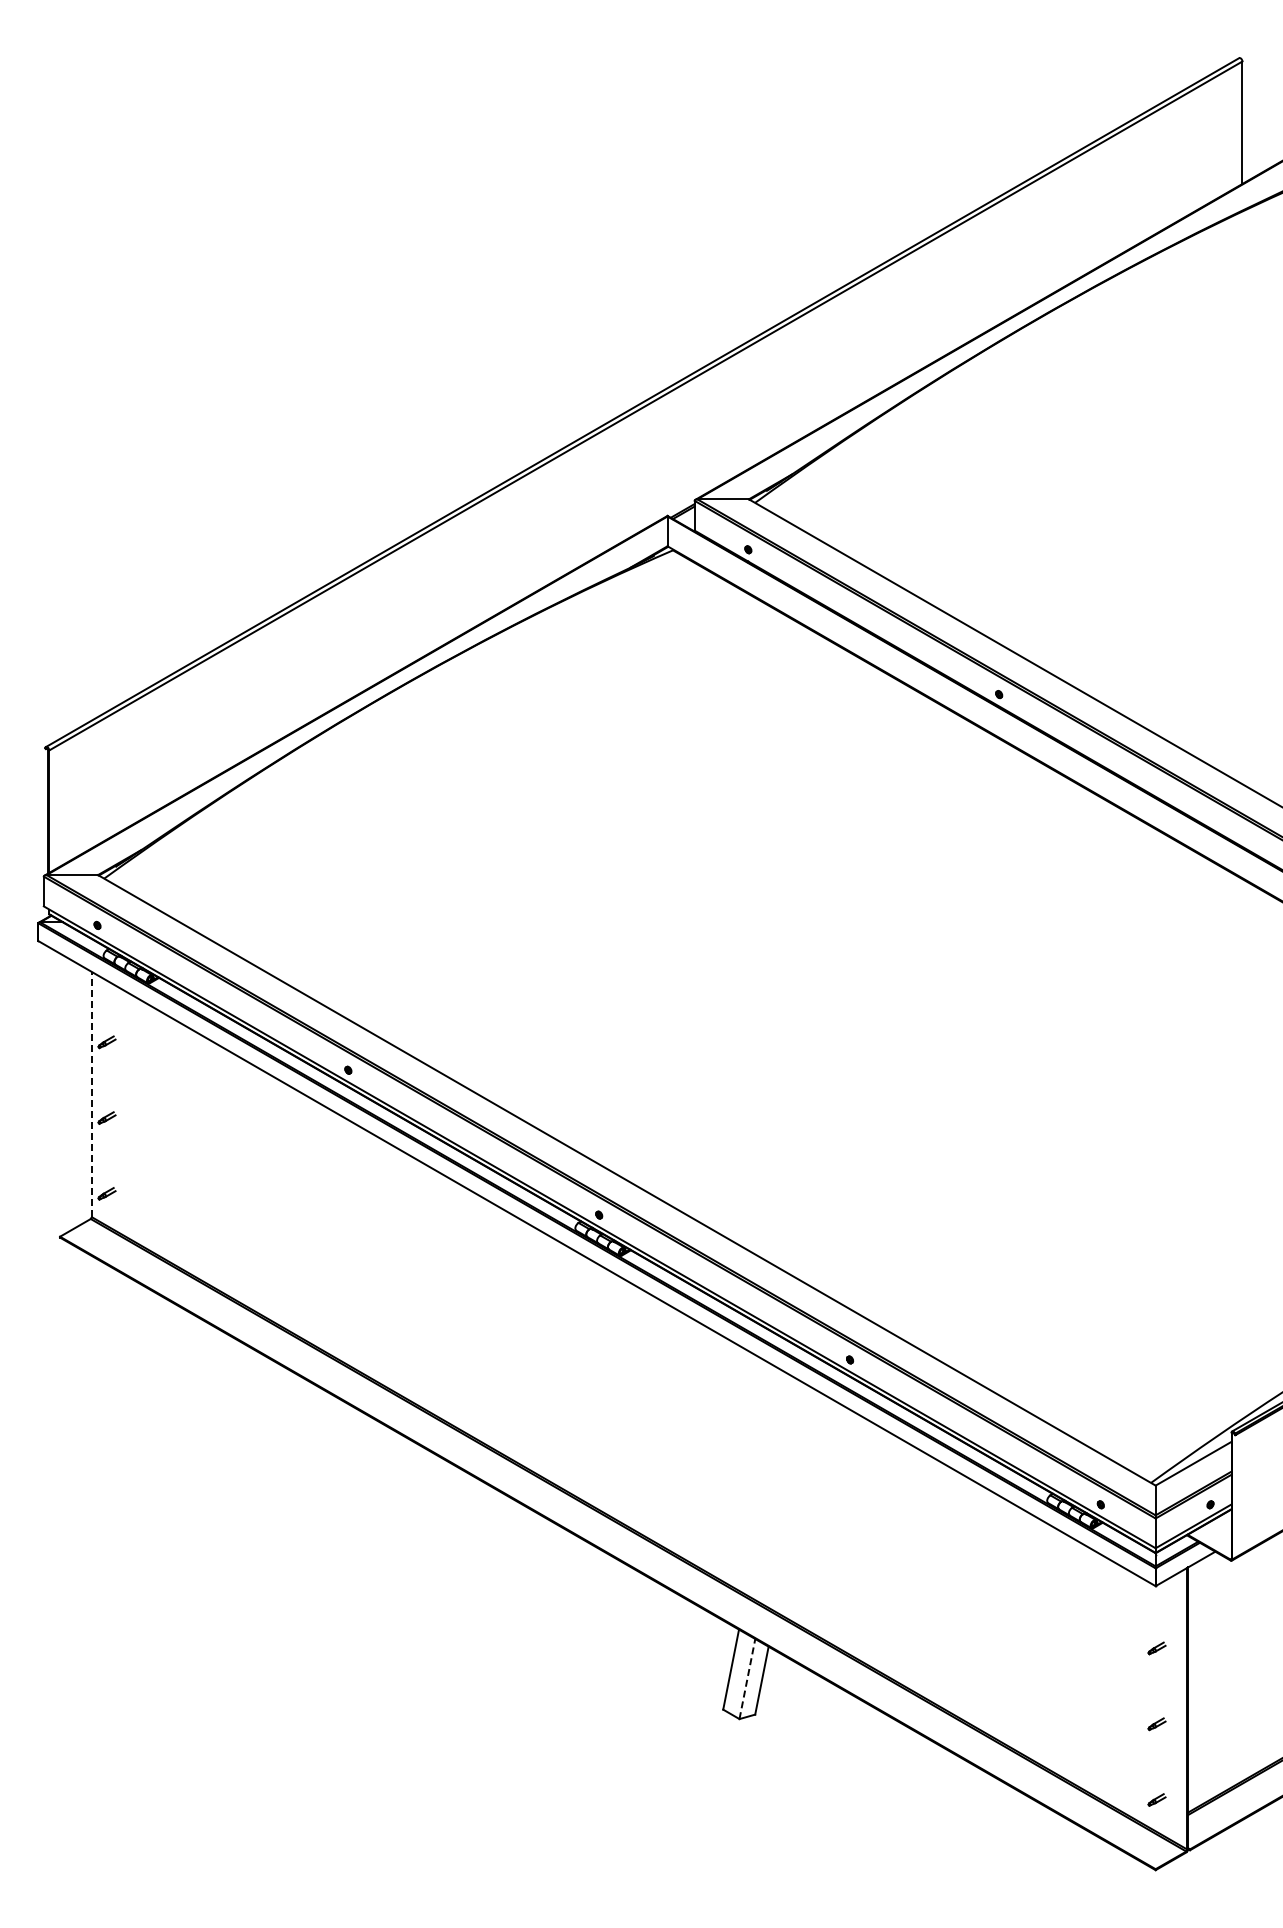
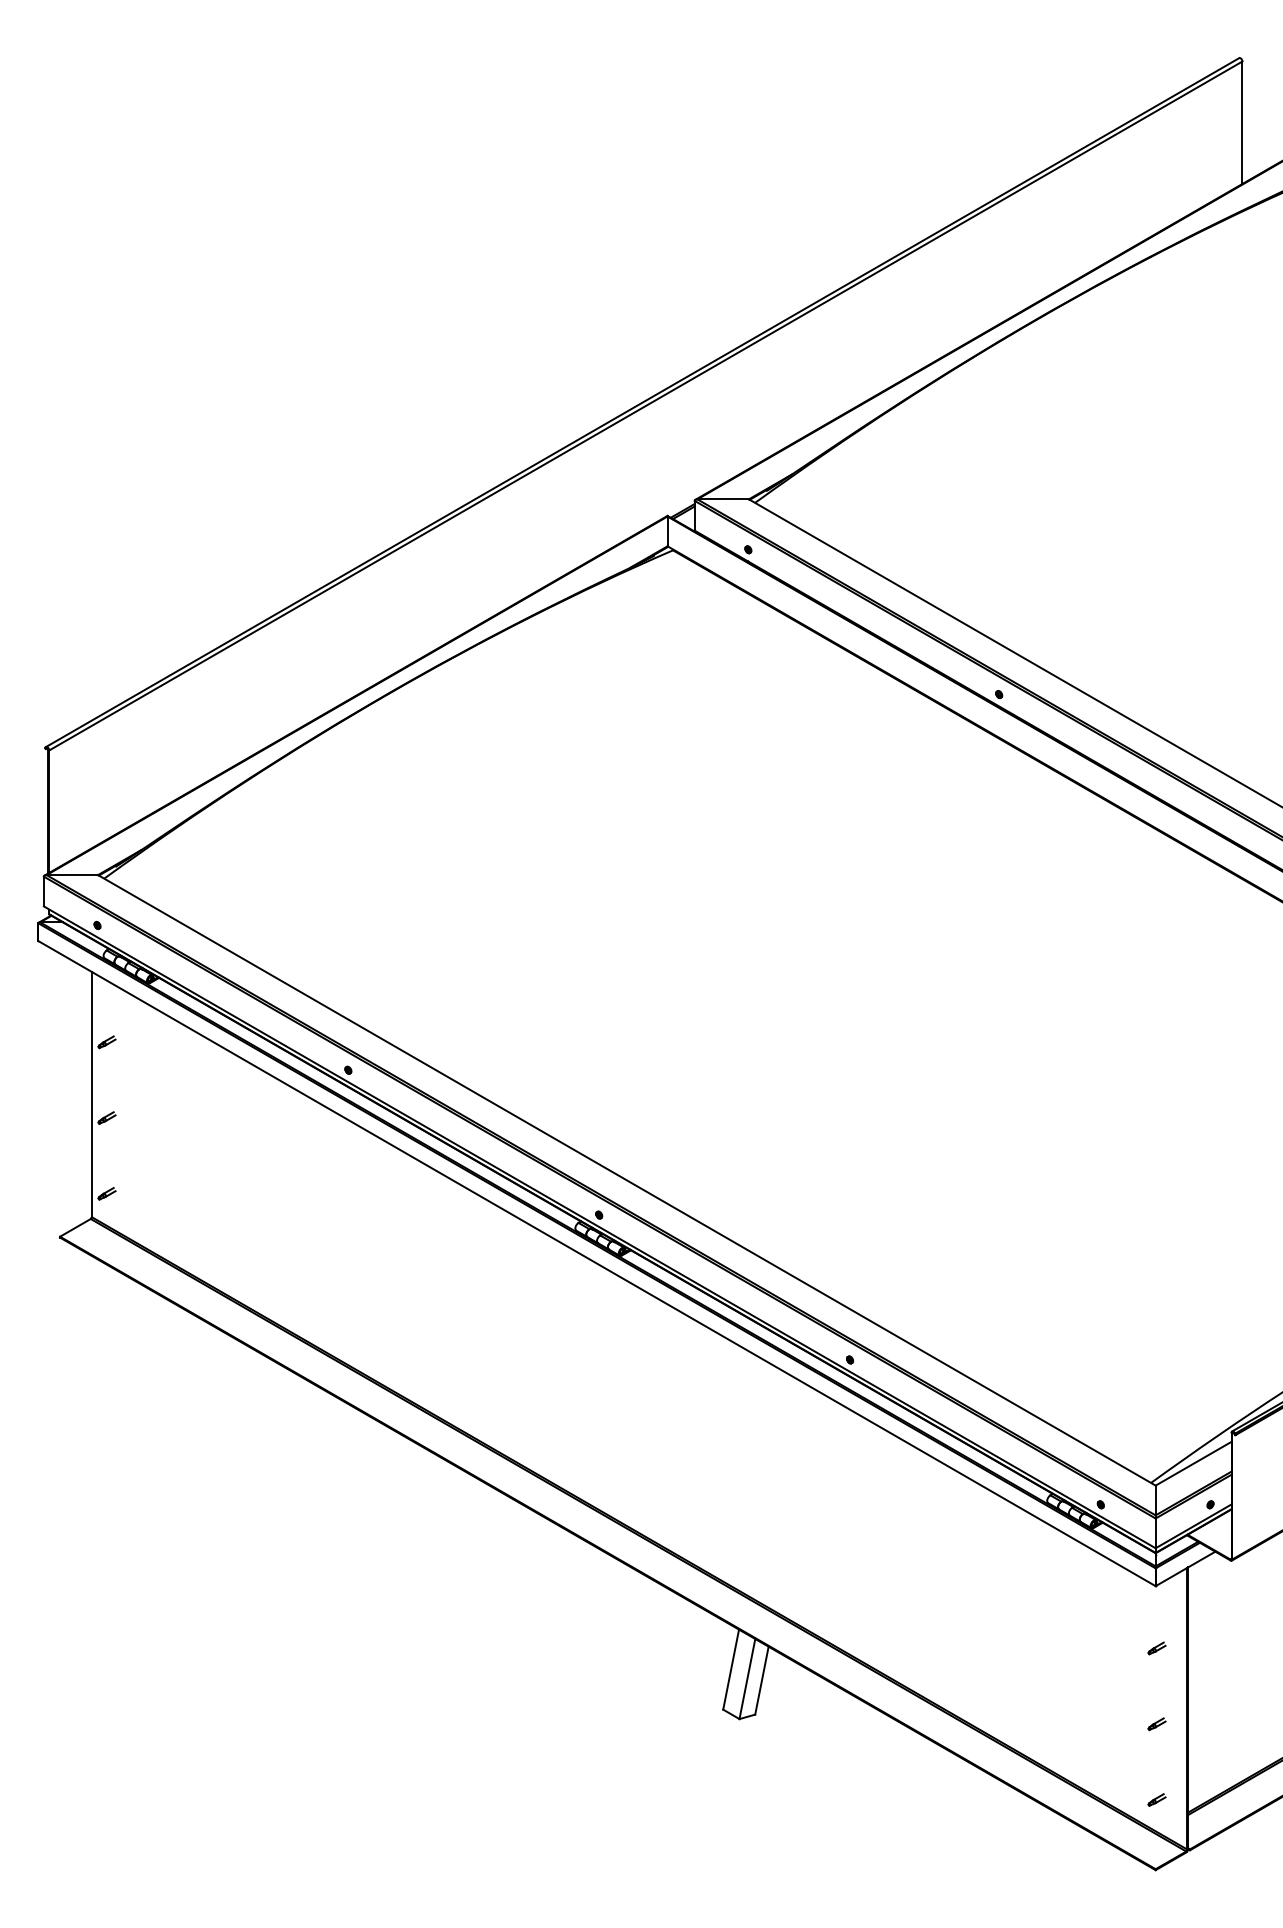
line: dashed -> solid (91, 1094)
line: dashed -> solid (747, 1679)
